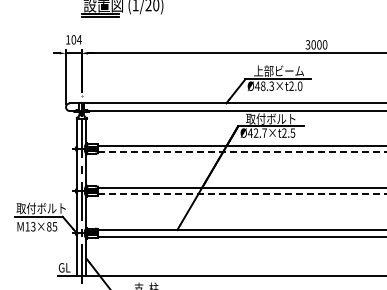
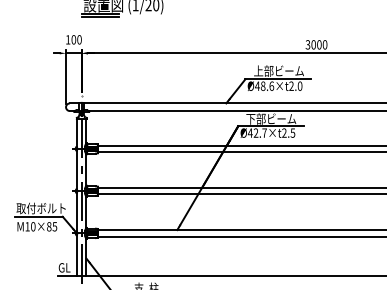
text: 104 -> 100 (79, 39)
text: Ø48.3×t2.0 -> Ø48.6×t2.0 (271, 85)
text: 取付ボルト -> 下部ビーム (271, 118)
line: dashed -> solid (242, 152)
line: dashed -> solid (242, 194)
text: M13×85 -> M10×85 (33, 226)
